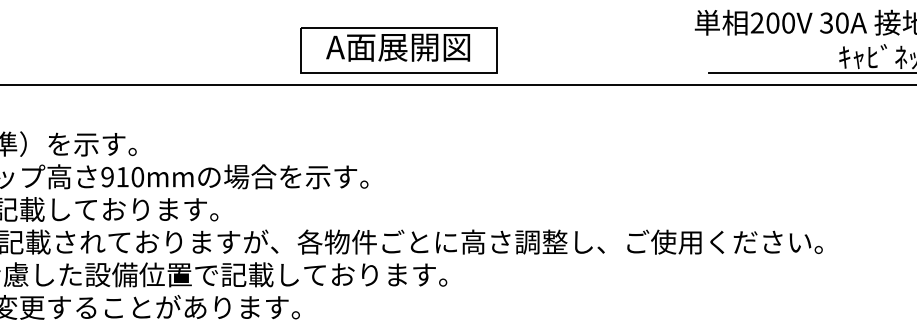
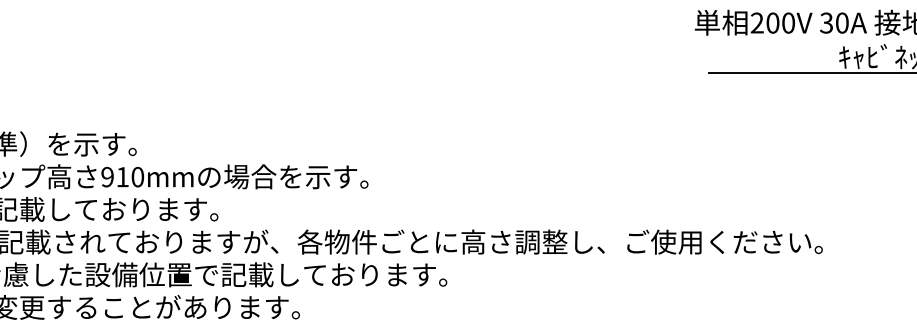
part: present -> none (398, 50)
line: present -> none (457, 85)
